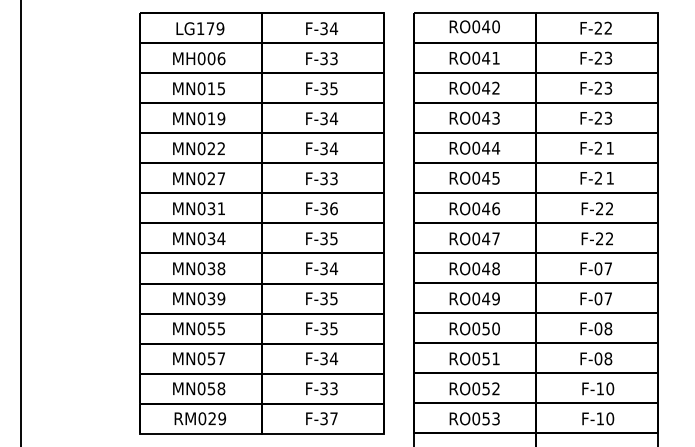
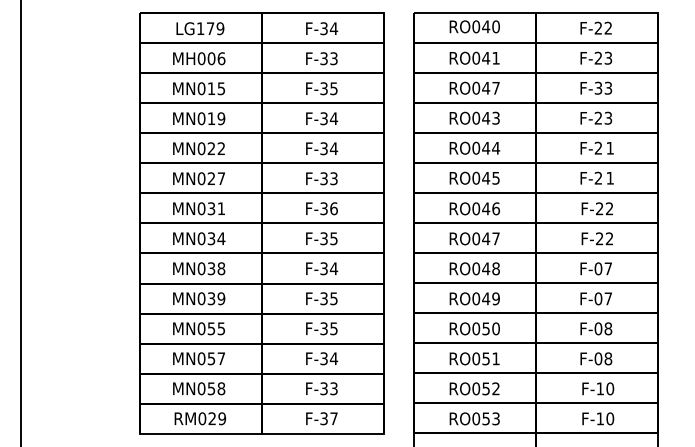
text: RO042 -> RO047 (495, 87)
text: F-23 -> F-33 (598, 88)
